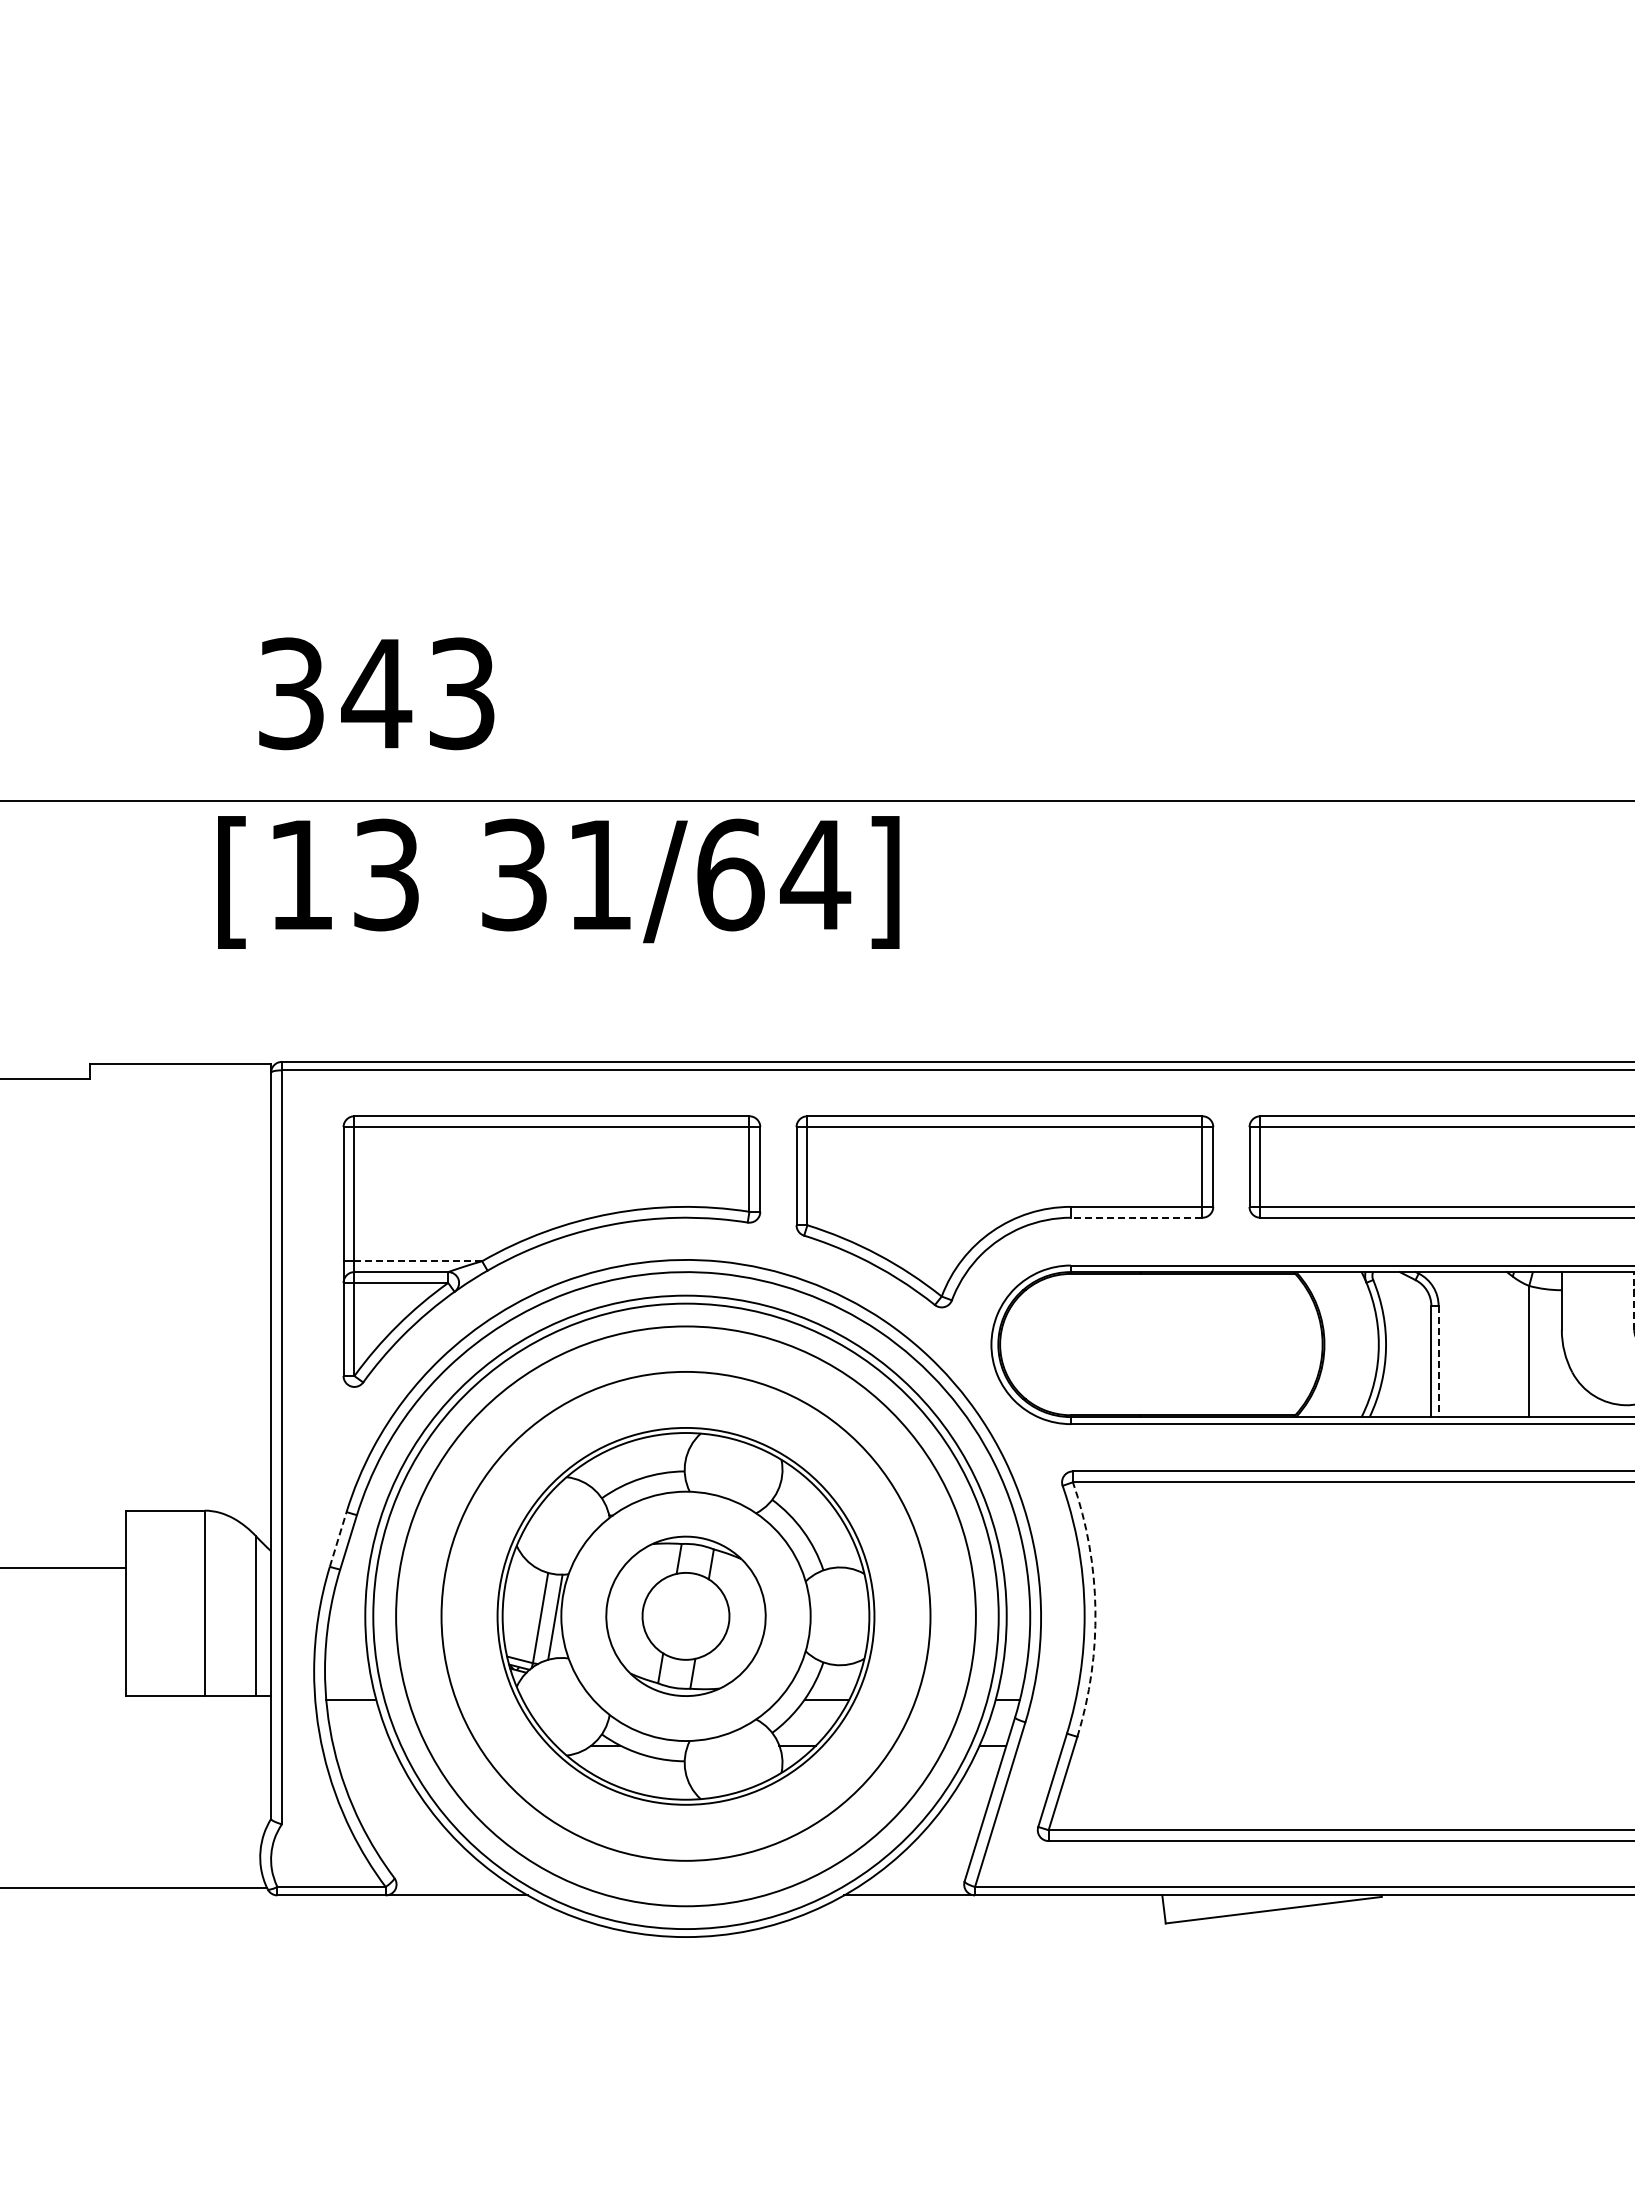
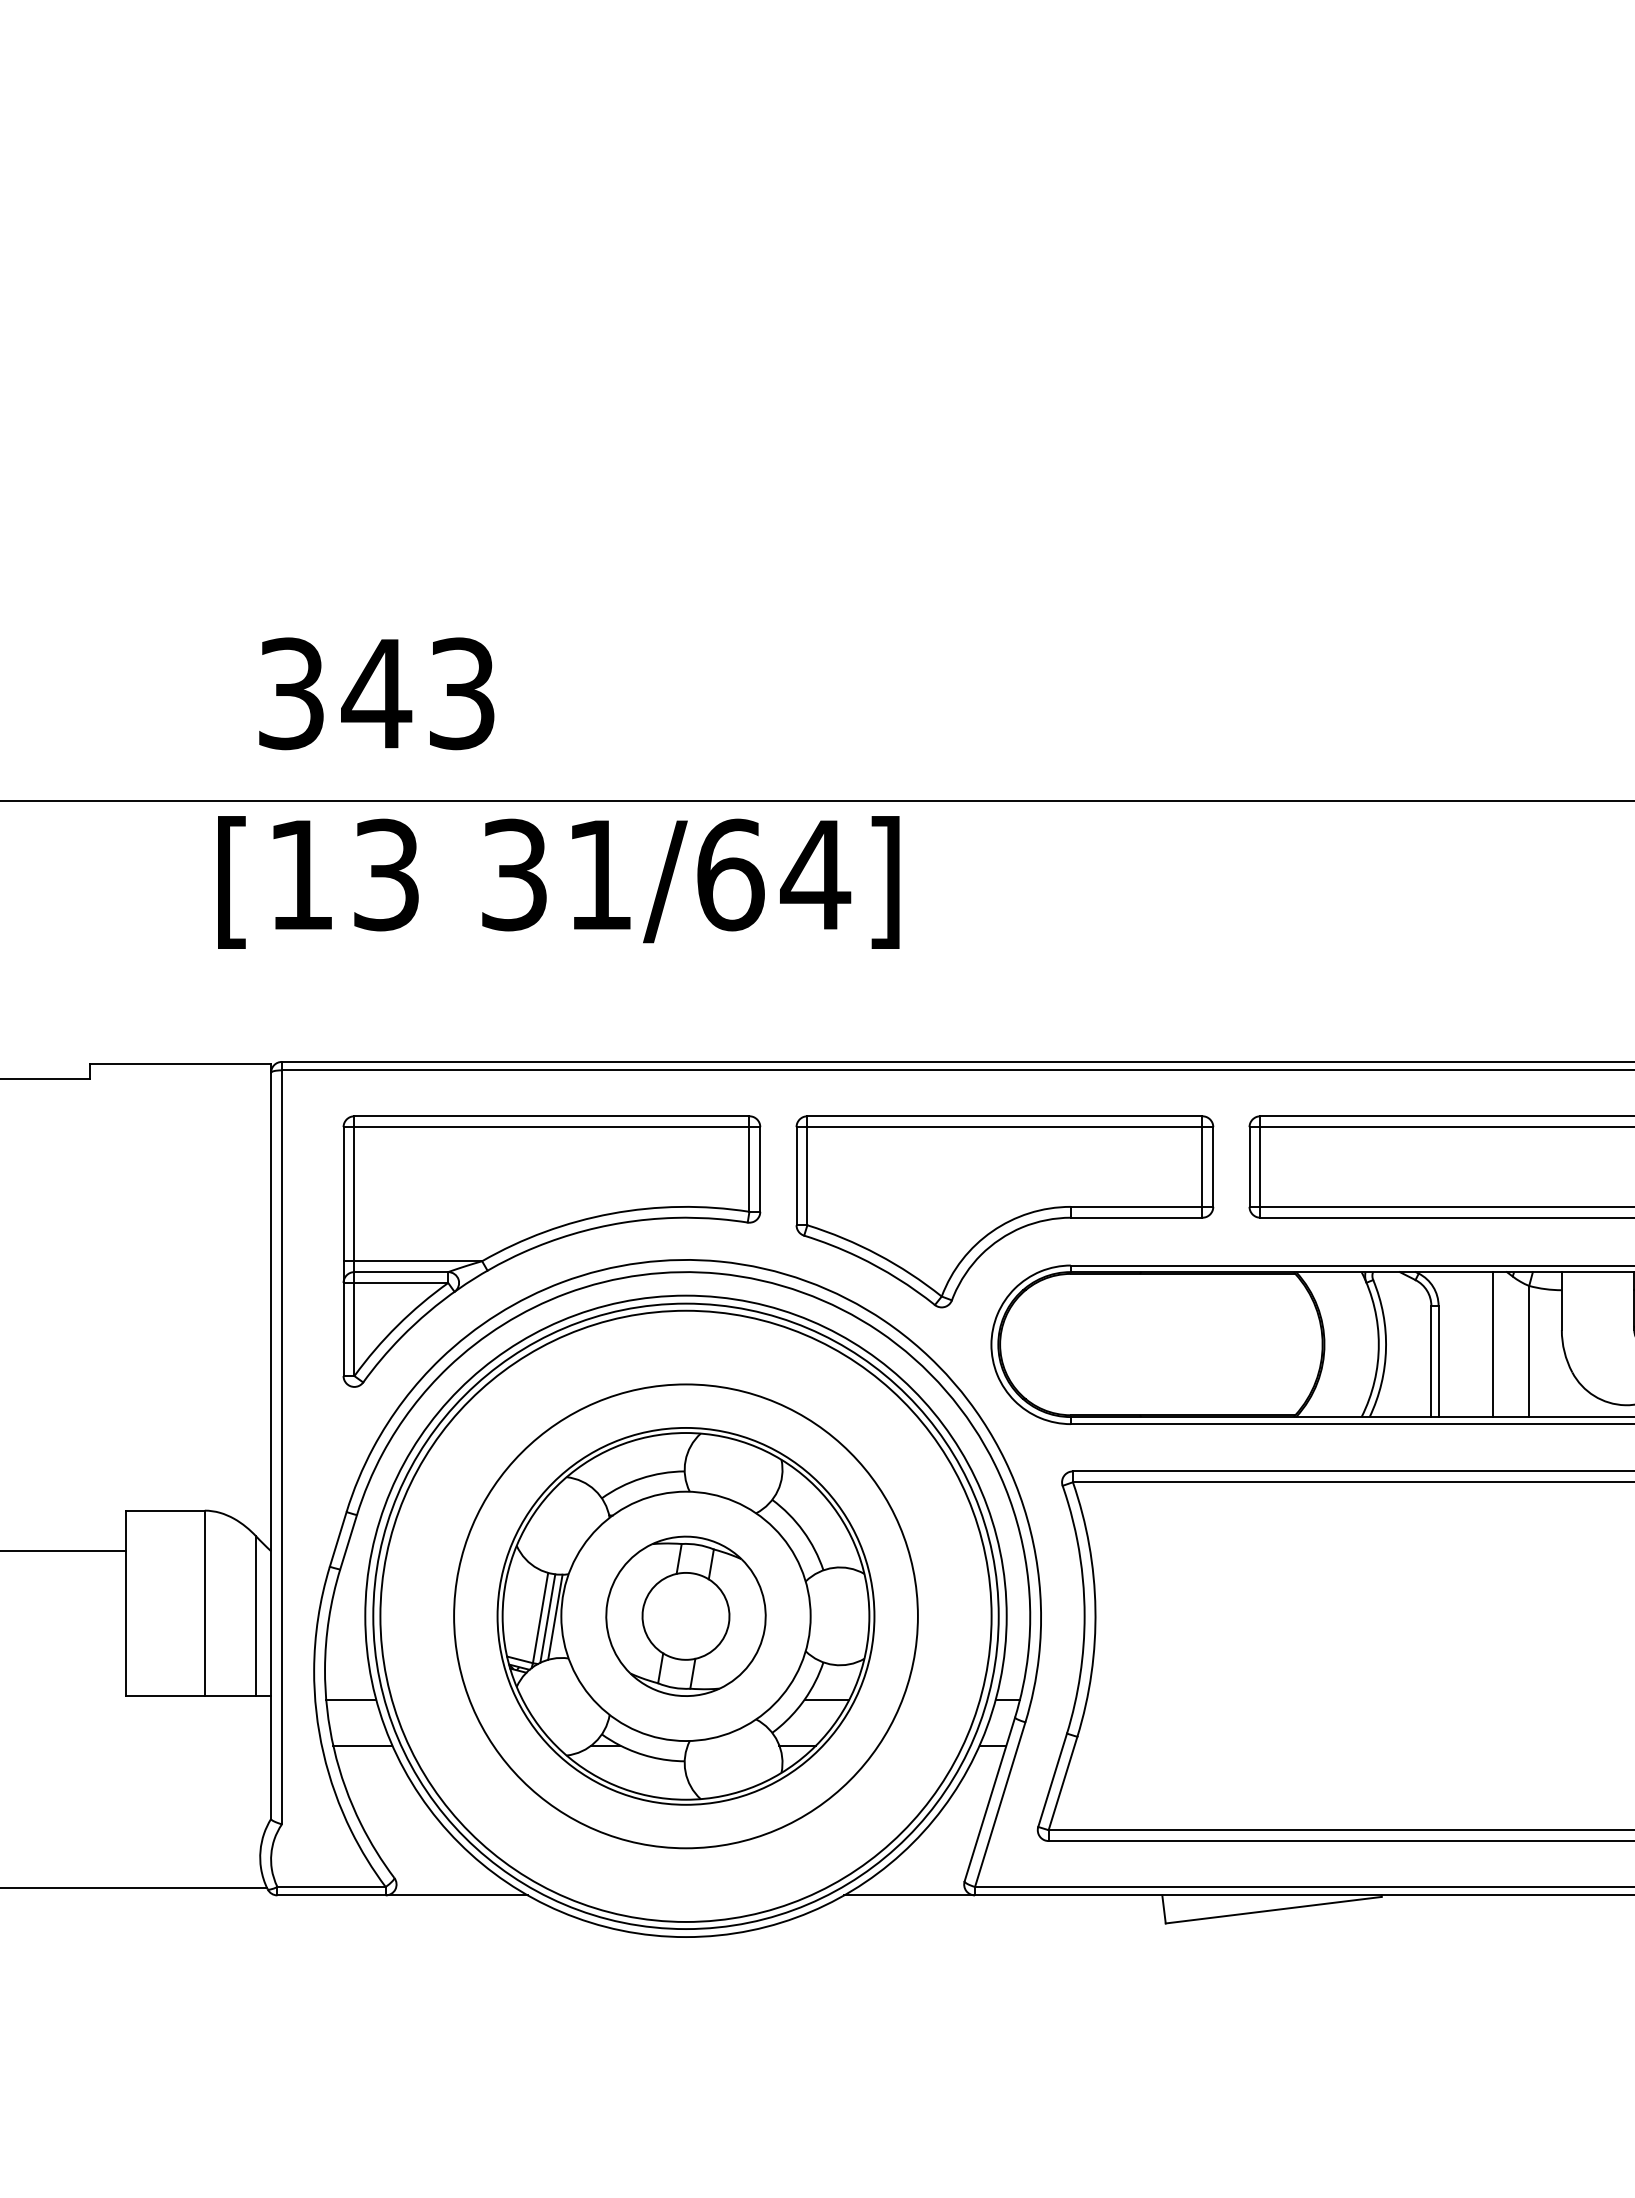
line: dashed -> solid (1136, 1217)
line: dashed -> solid (418, 1261)
line: dashed -> solid (1634, 1301)
line: none -> present (1492, 1344)
line: dashed -> solid (1438, 1361)
line: dashed -> solid (338, 1539)
line position: (64, 1568) -> (64, 1551) (64, 1551)
arc: dashed -> solid (1095, 1609)
circle diameter: 489 px -> 611 px (685, 1615)
circle diameter: 580 px -> 464 px (685, 1616)
line: none -> present (547, 1618)
line: none -> present (362, 1745)
